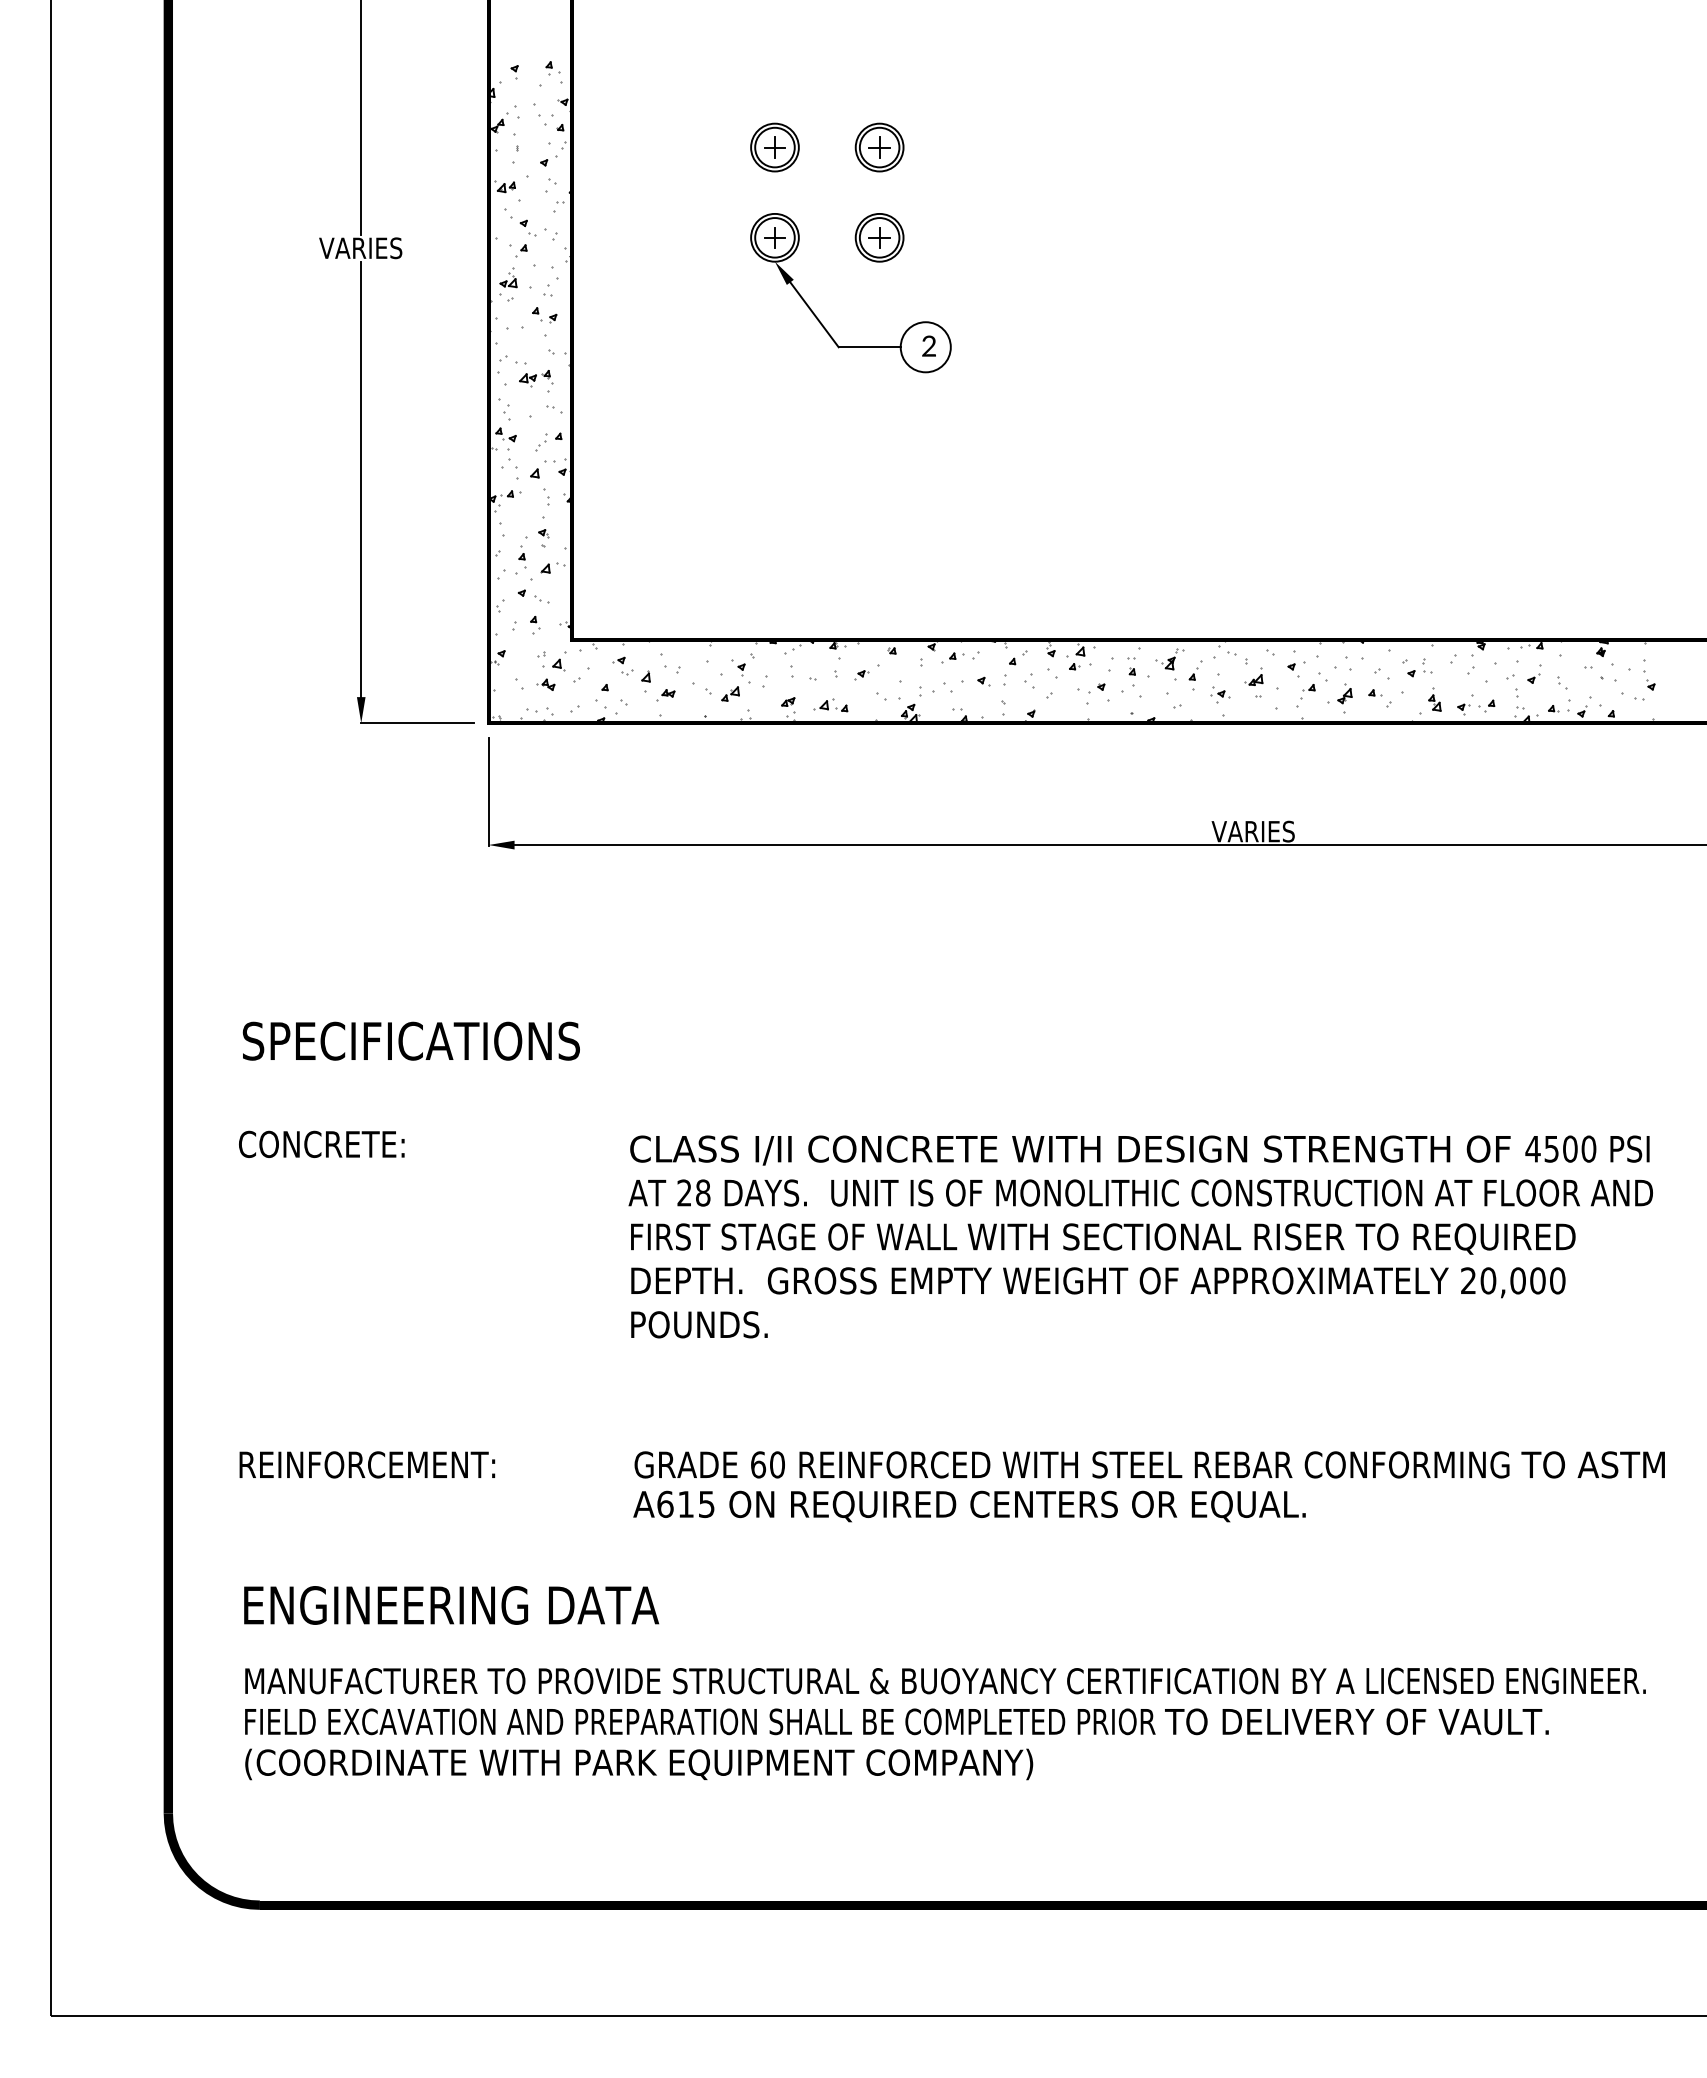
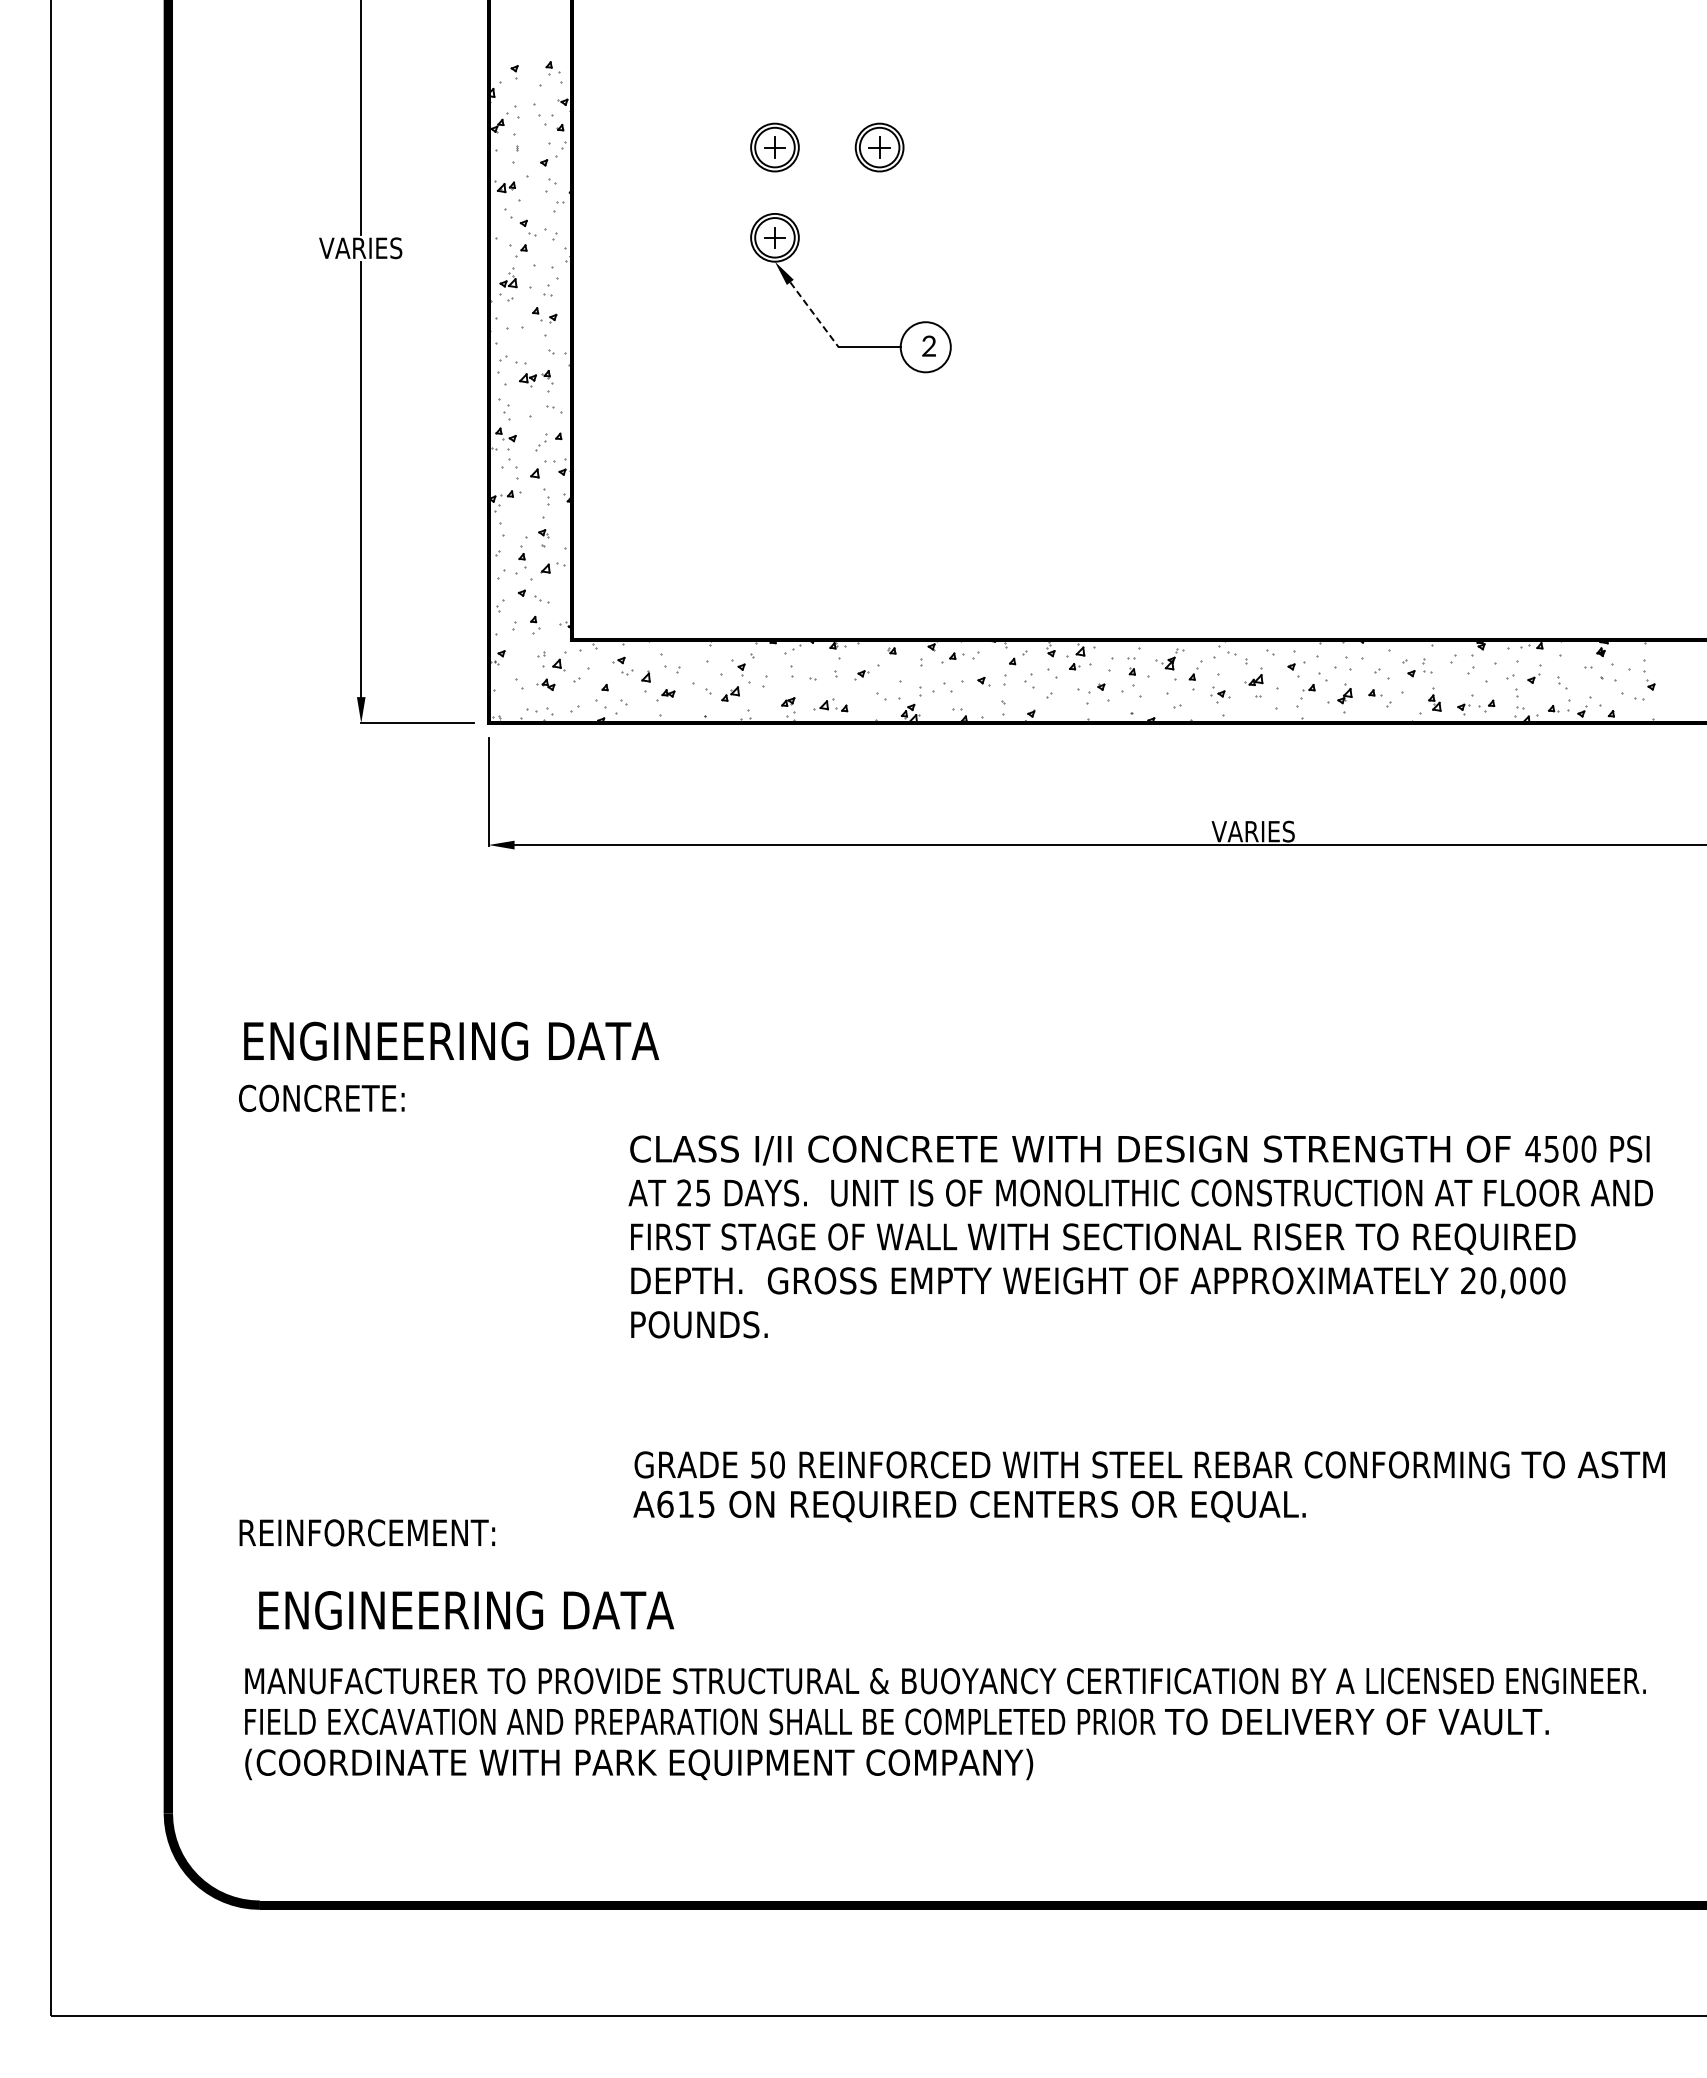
part: present -> none (879, 237)
line: solid -> dashed (814, 315)
text: SPECIFICATIONS -> ENGINEERING DATA (450, 1040)
text position: (321, 1143) -> (321, 1097) (321, 1097)
text: 28 -> 25 (703, 1192)
text position: (367, 1464) -> (367, 1532) (367, 1532)
text: 60 -> 50 (758, 1464)
text position: (451, 1605) -> (466, 1610) (466, 1610)
